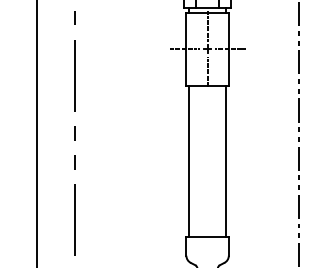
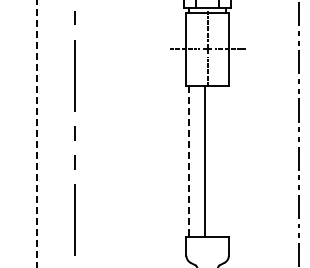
line: solid -> dashed (37, 134)
line: solid -> dashed (189, 161)
line position: (226, 161) -> (205, 161) (205, 161)
